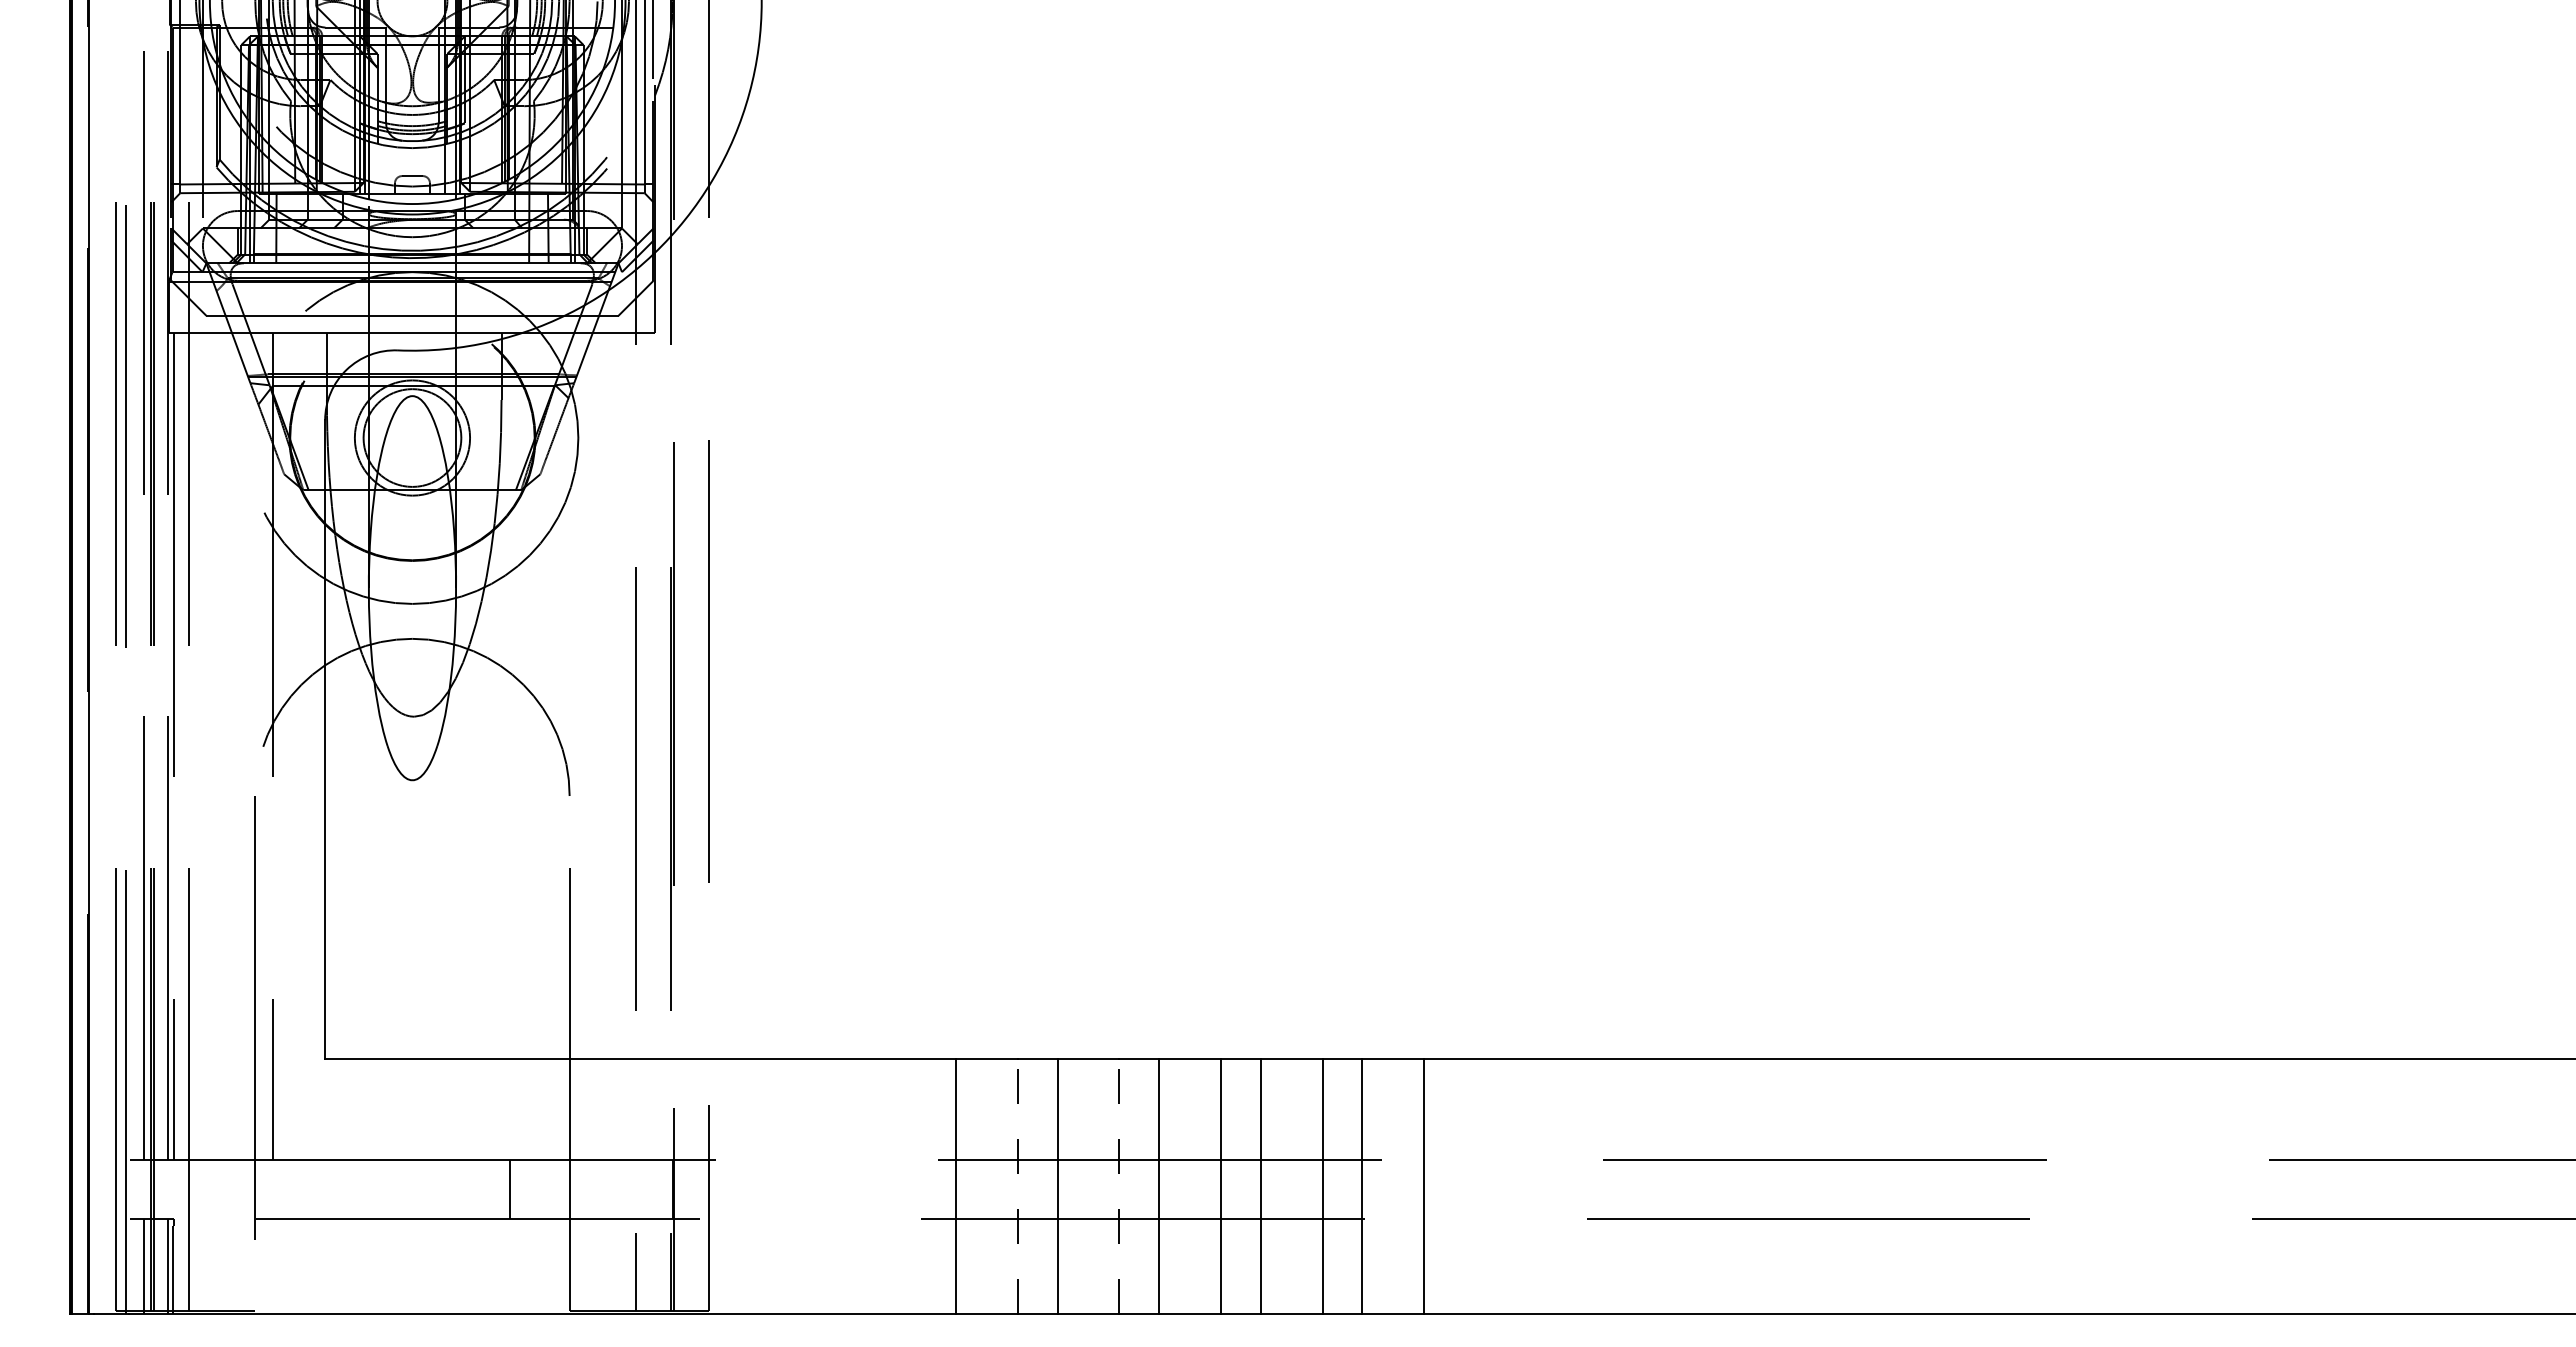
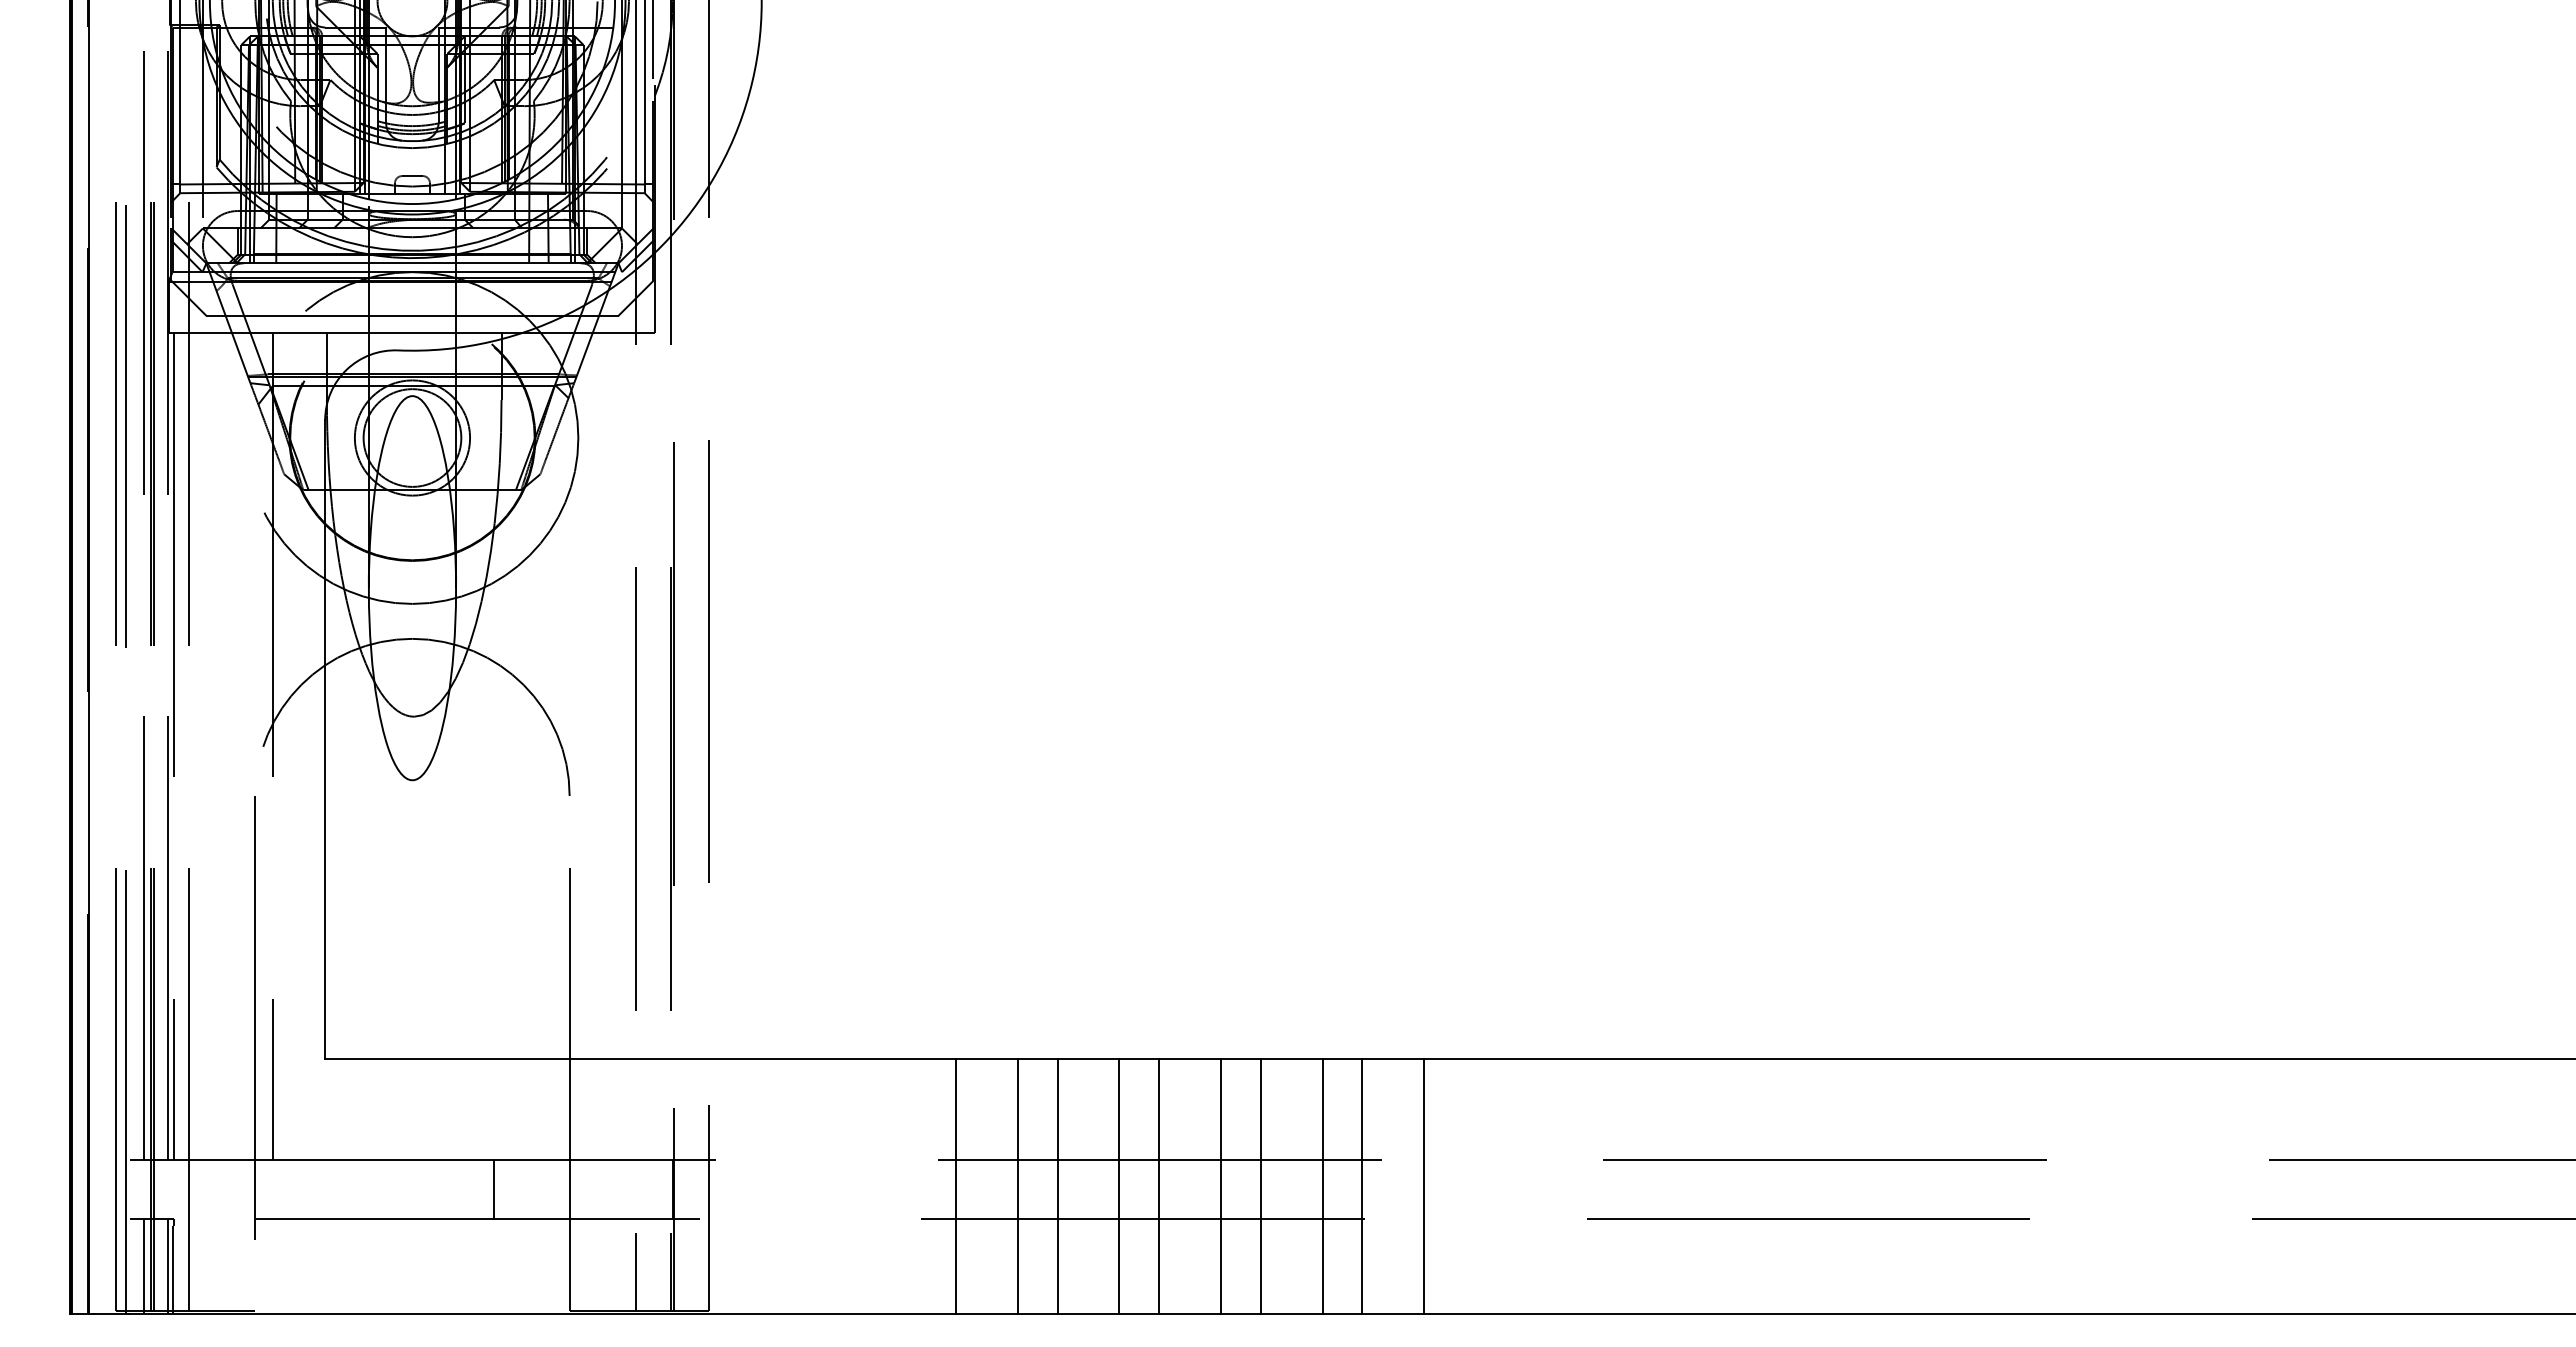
line: dashed -> solid (1017, 1185)
line: dashed -> solid (1119, 1185)
line position: (509, 1189) -> (493, 1189) (493, 1189)
